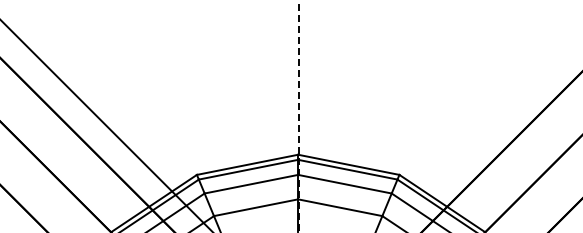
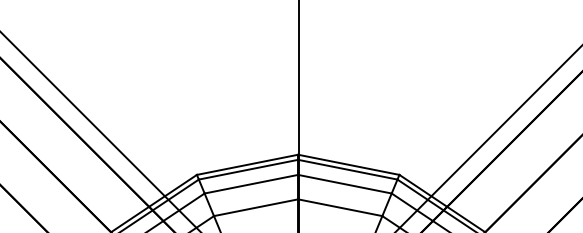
line: dashed -> solid (299, 116)
line position: (106, 125) -> (100, 131) (100, 131)
line: none -> present (488, 138)
